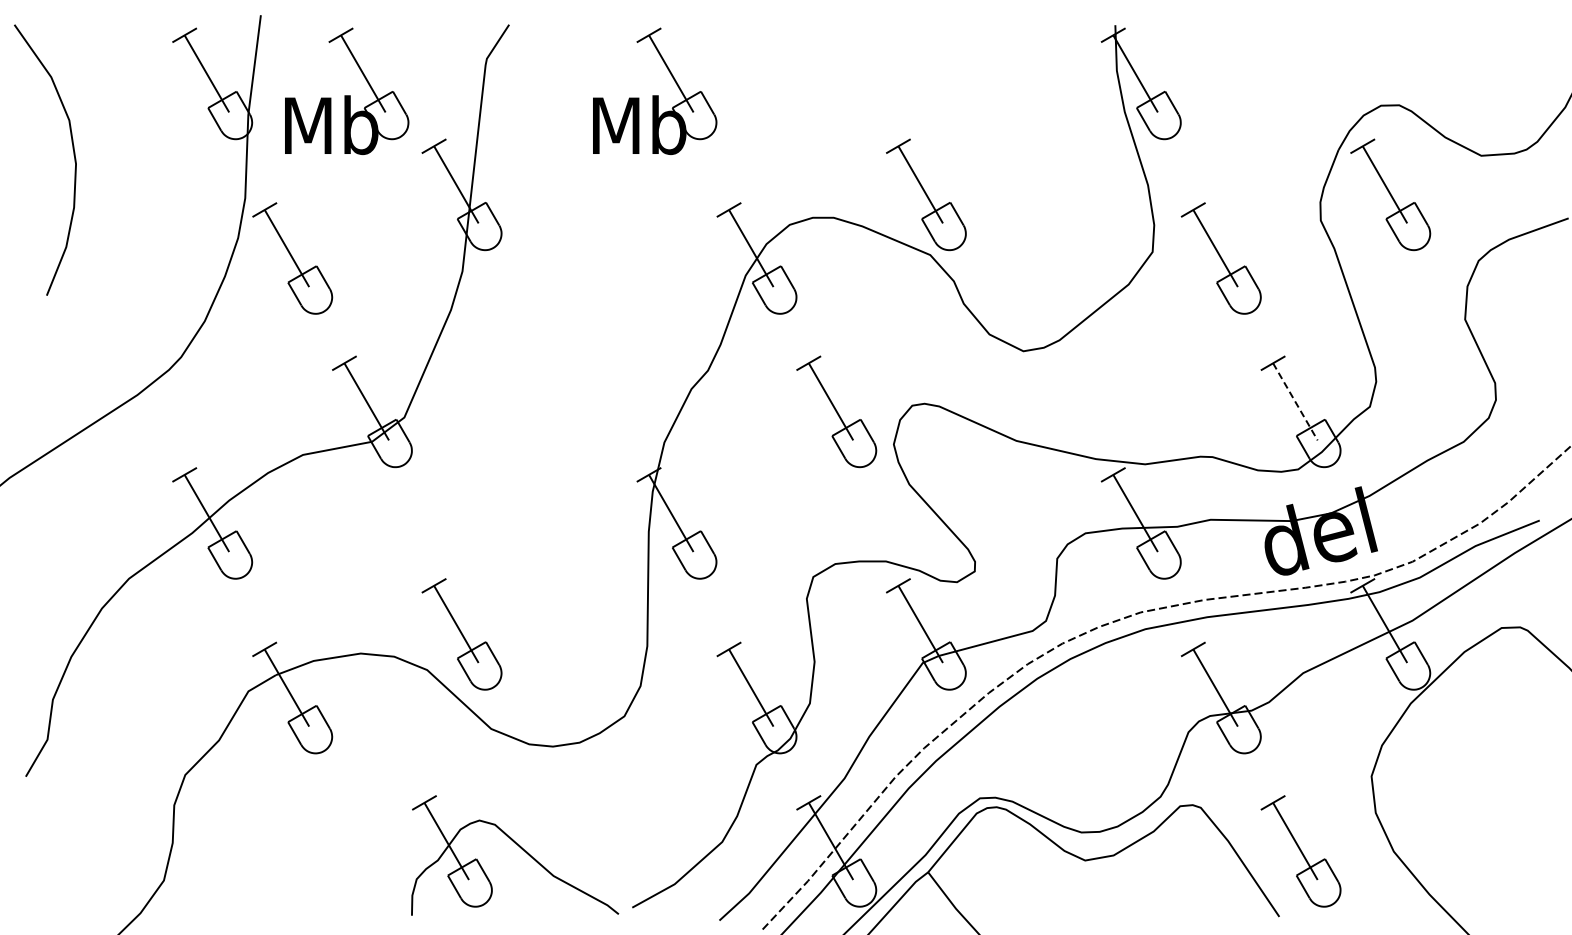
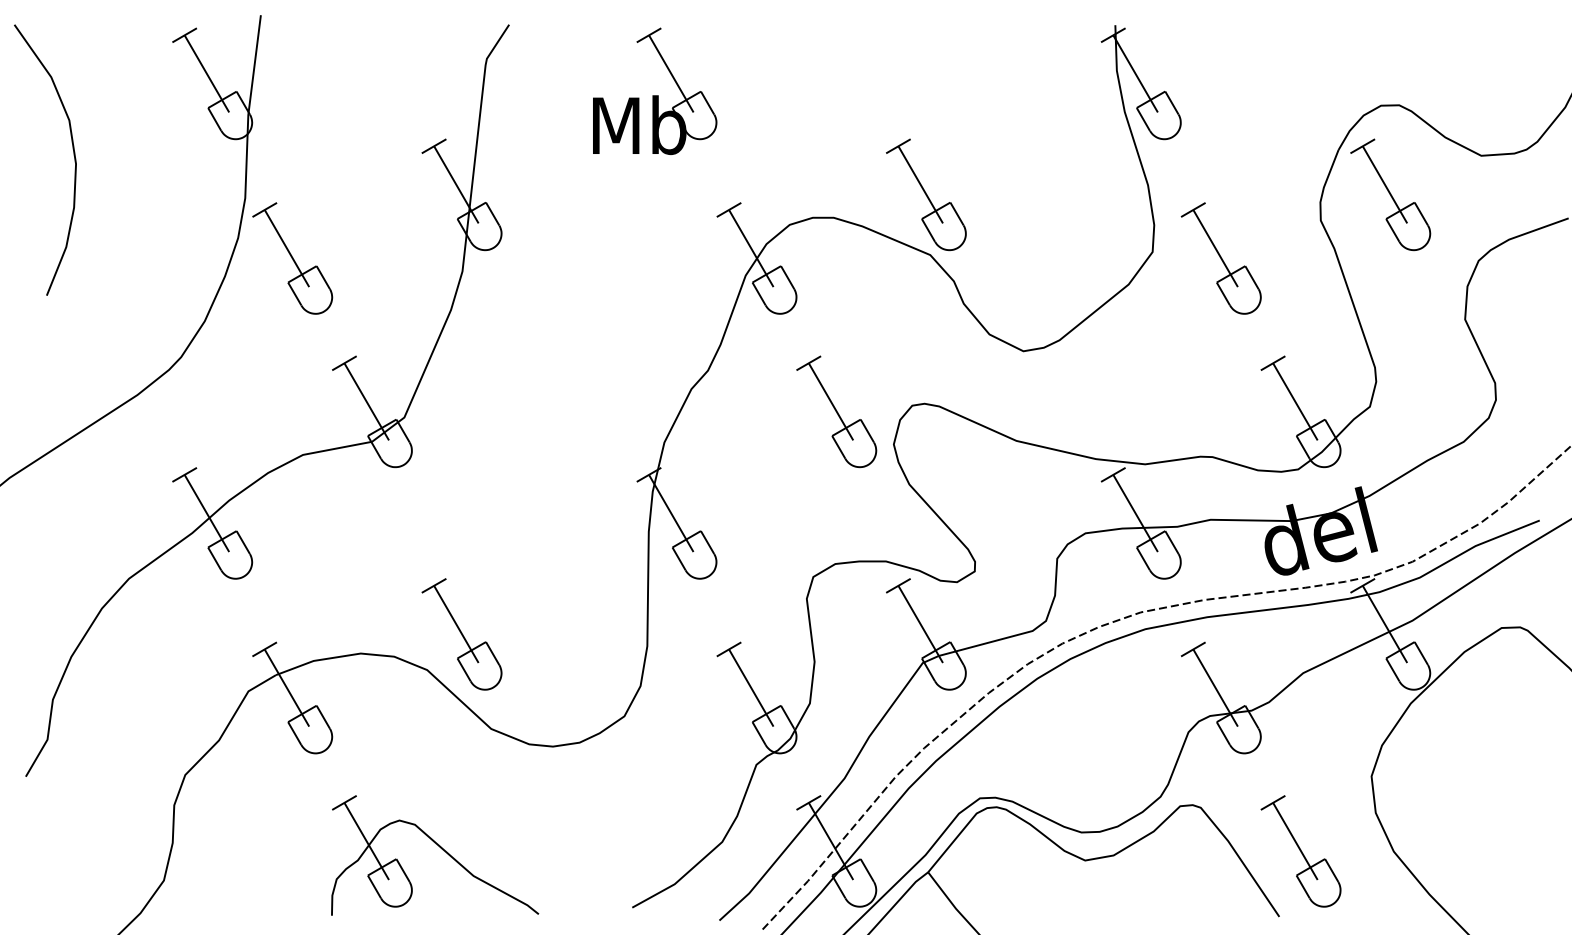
part: present -> none (347, 90)
line: dashed -> solid (1295, 401)
part position: (521, 849) -> (441, 849) (441, 849)
